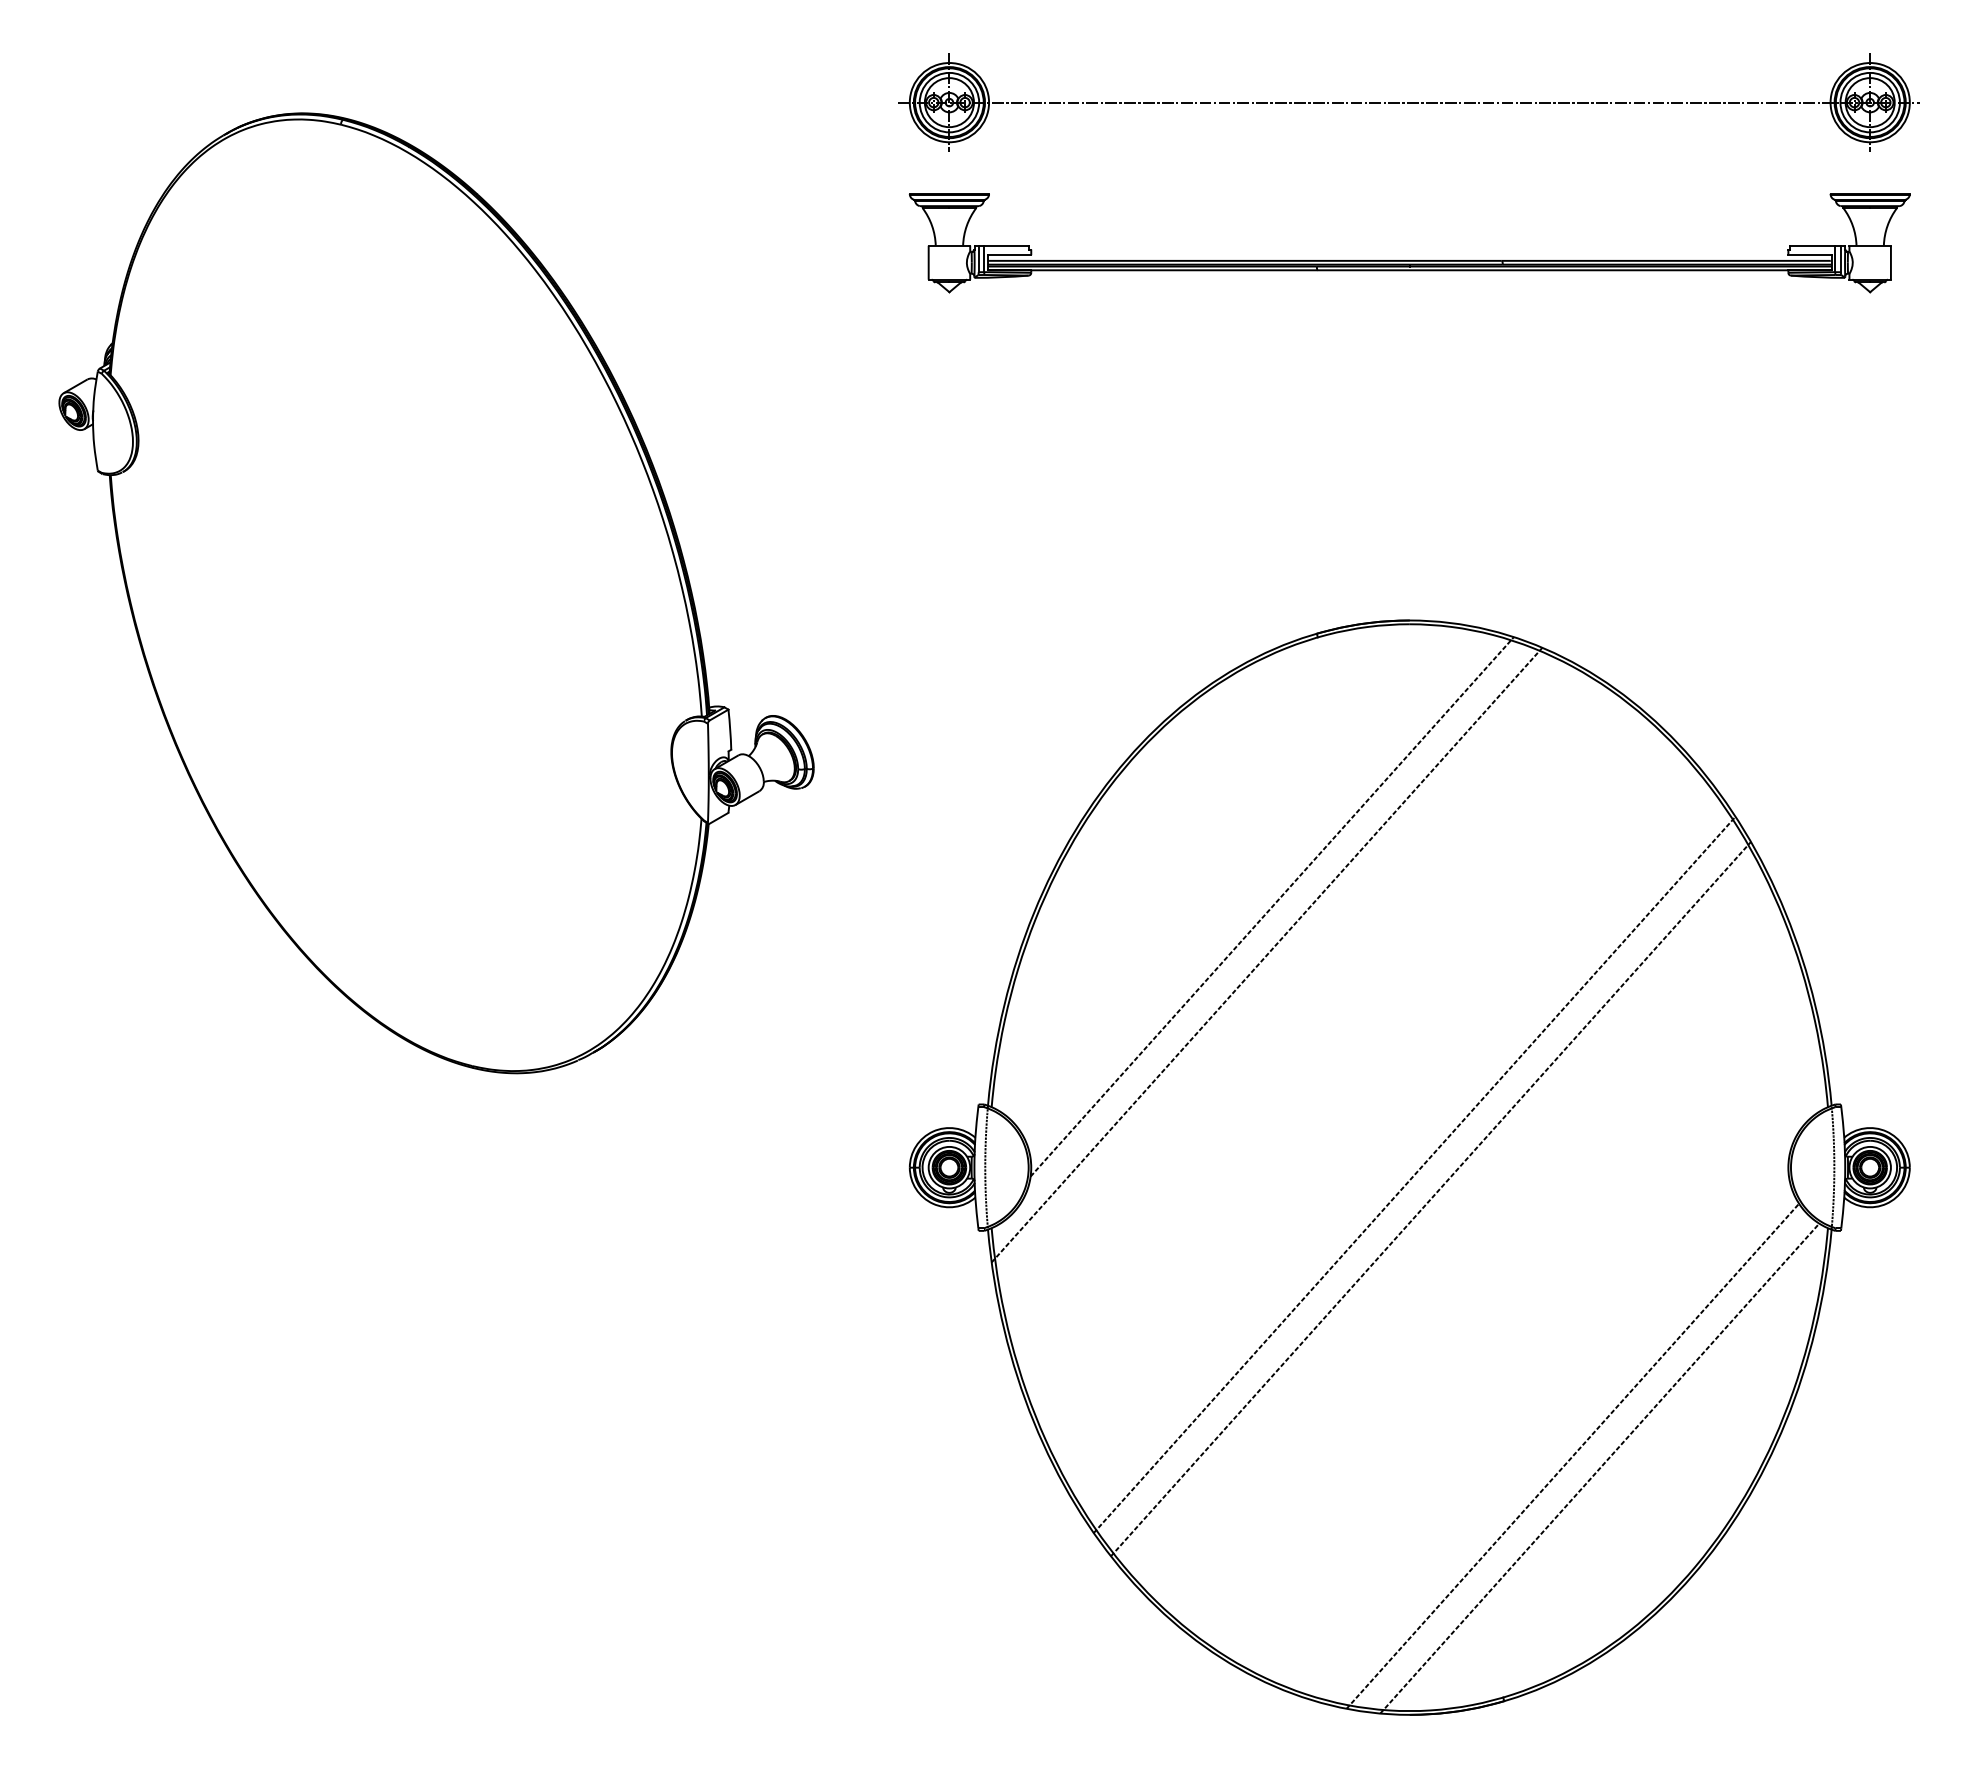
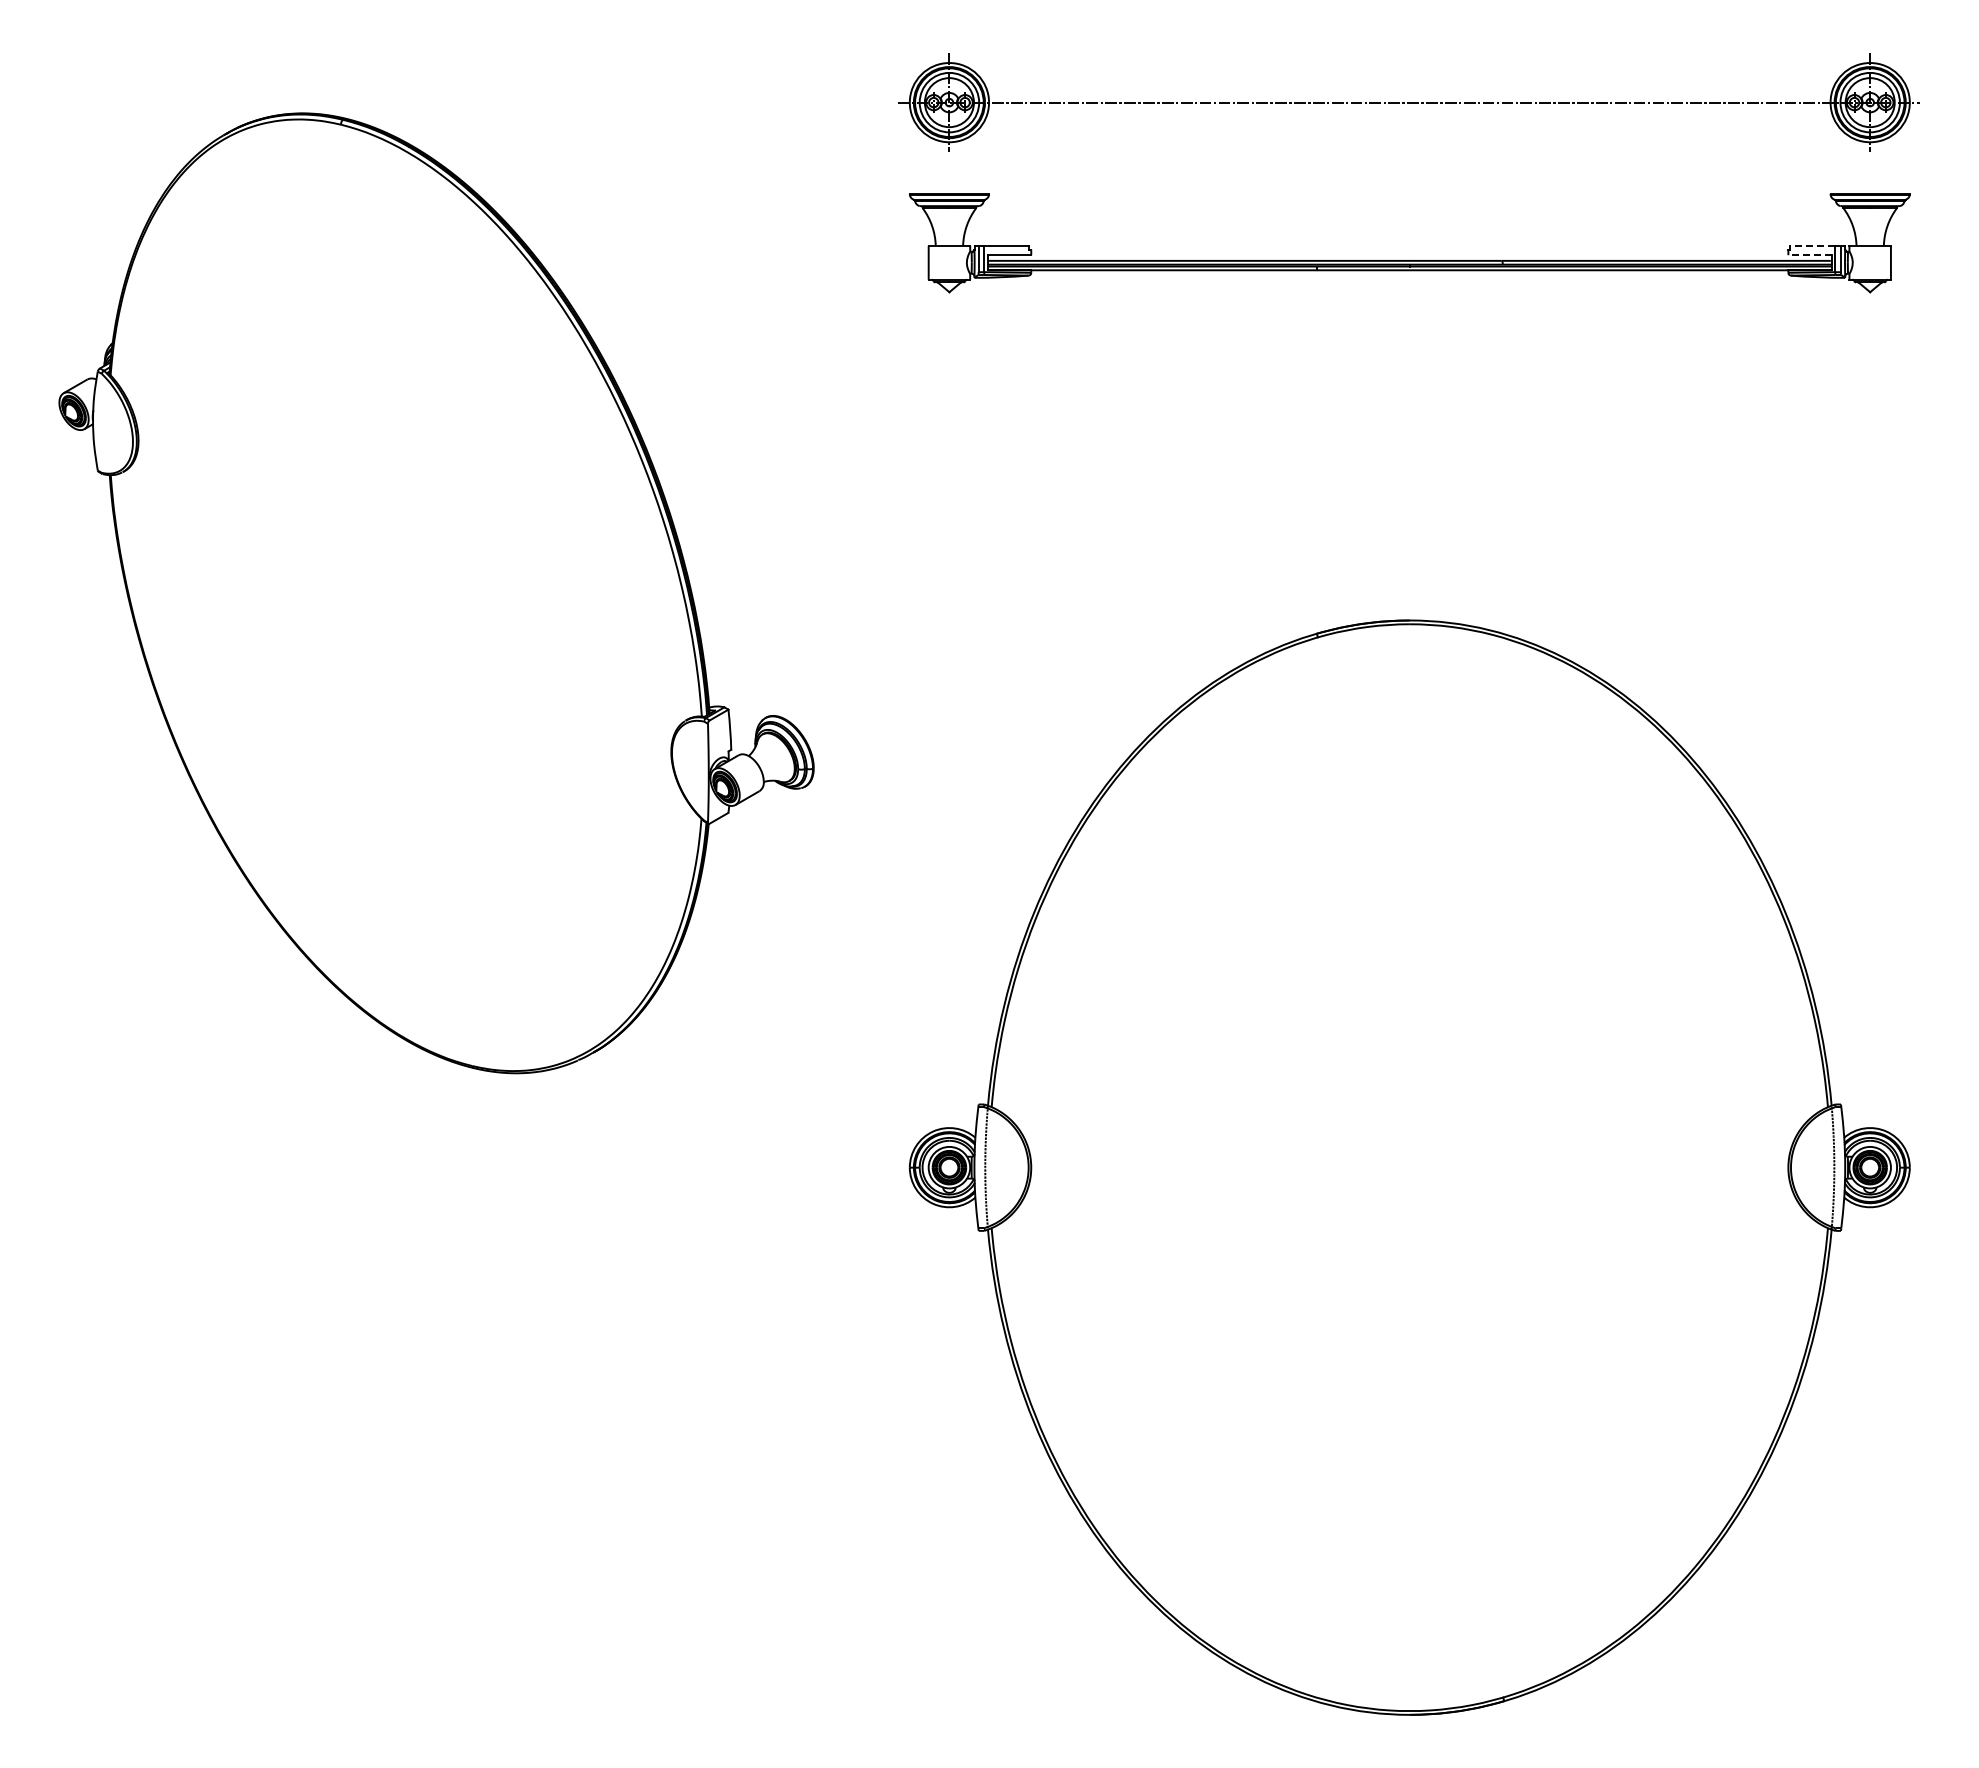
line: solid -> dashed (1812, 245)
line: solid -> dashed (1809, 255)
line: present -> none (1271, 906)
line: present -> none (1266, 954)
line: present -> none (1414, 1174)
line: present -> none (1430, 1198)
line: present -> none (1572, 1455)
line: present -> none (1599, 1468)
